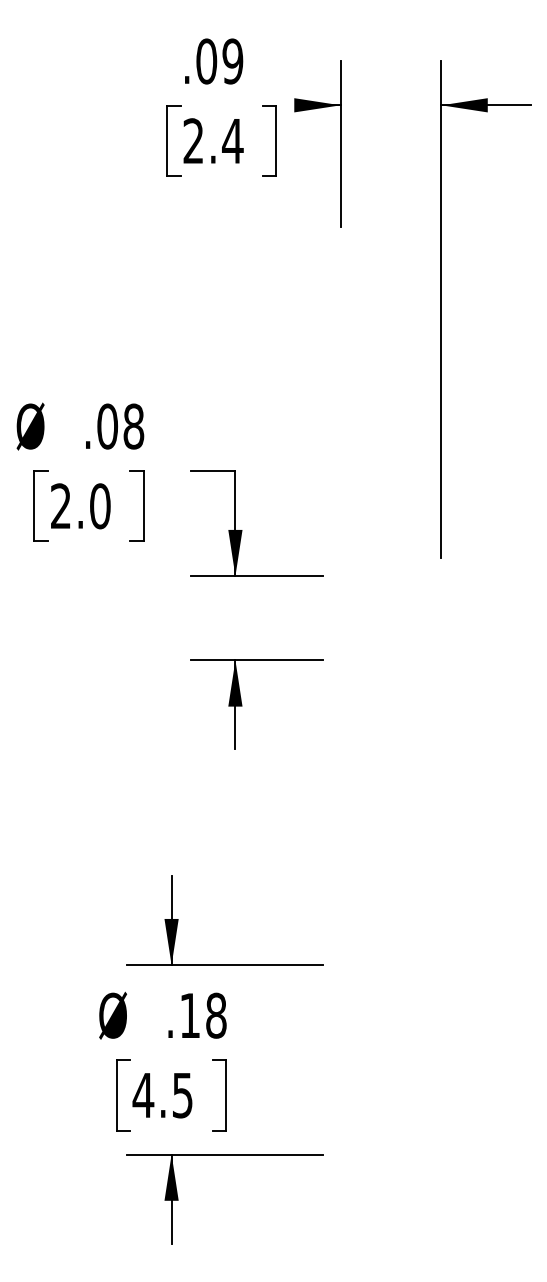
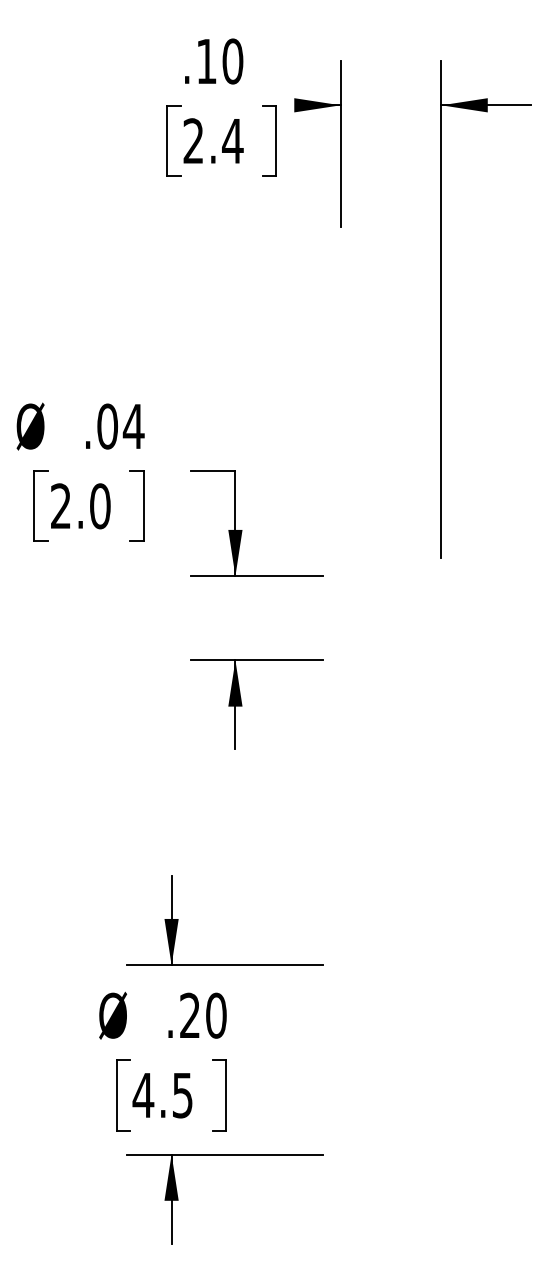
text: .09 -> .10 (219, 61)
text: .08 -> .04 (133, 426)
text: .18 -> .20 (203, 1015)
